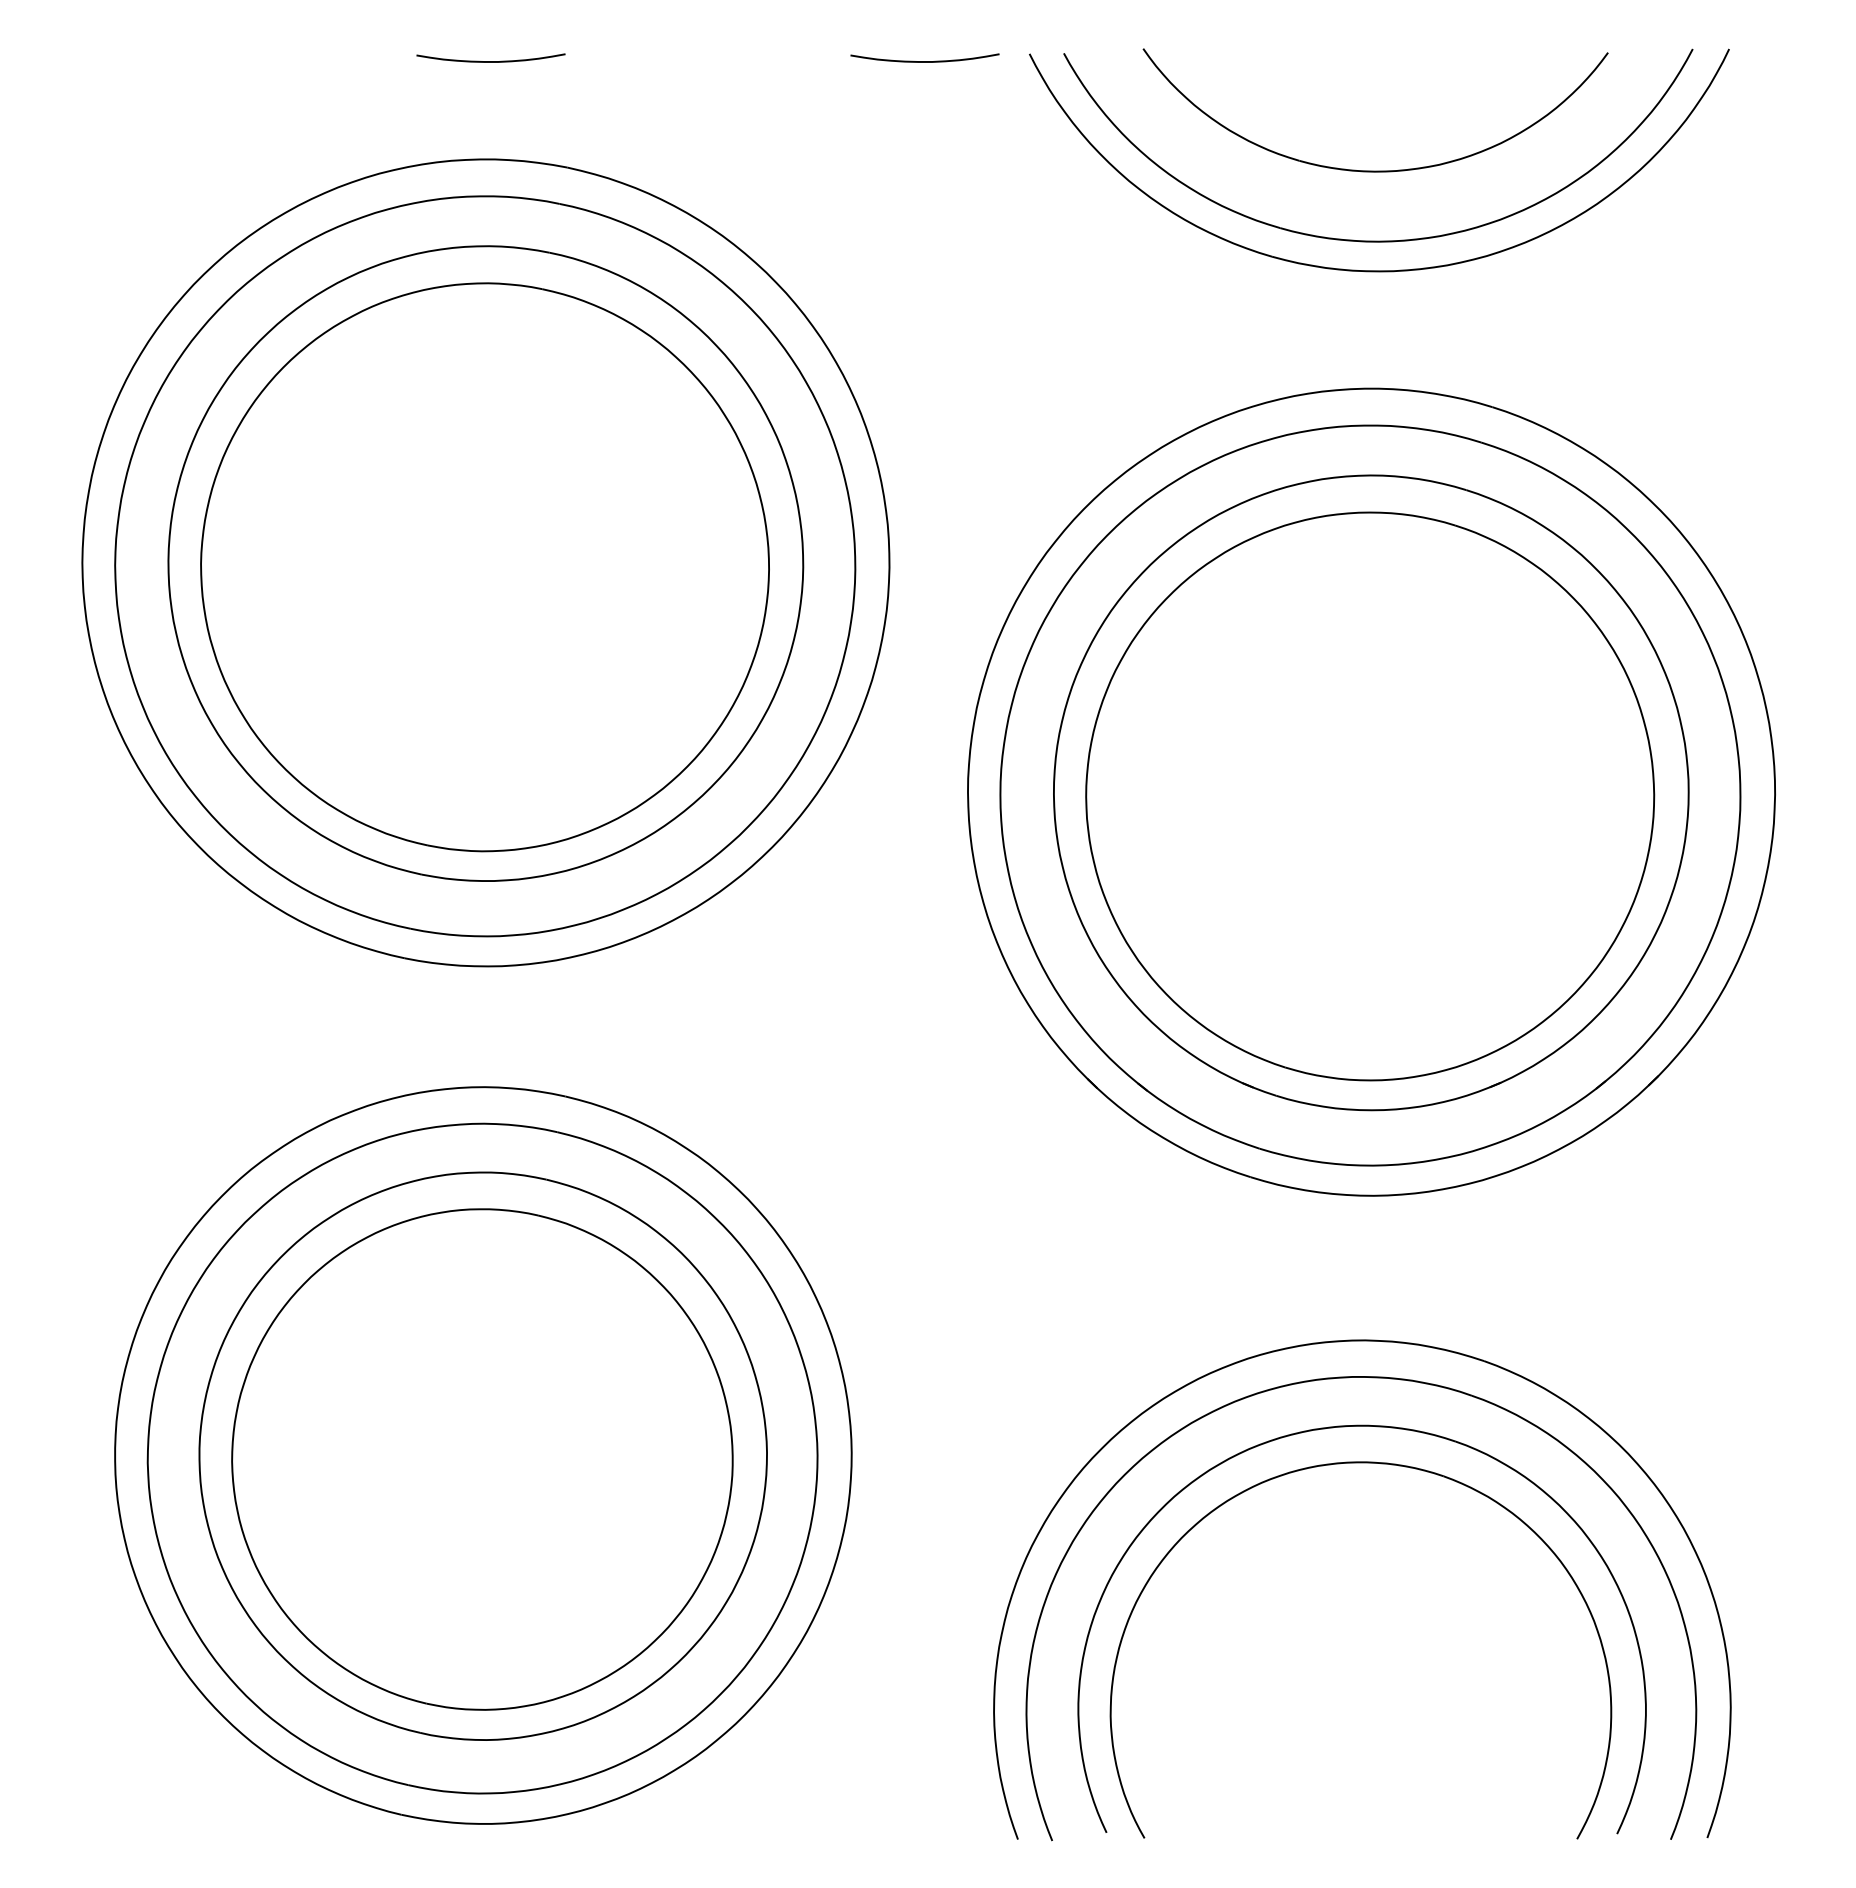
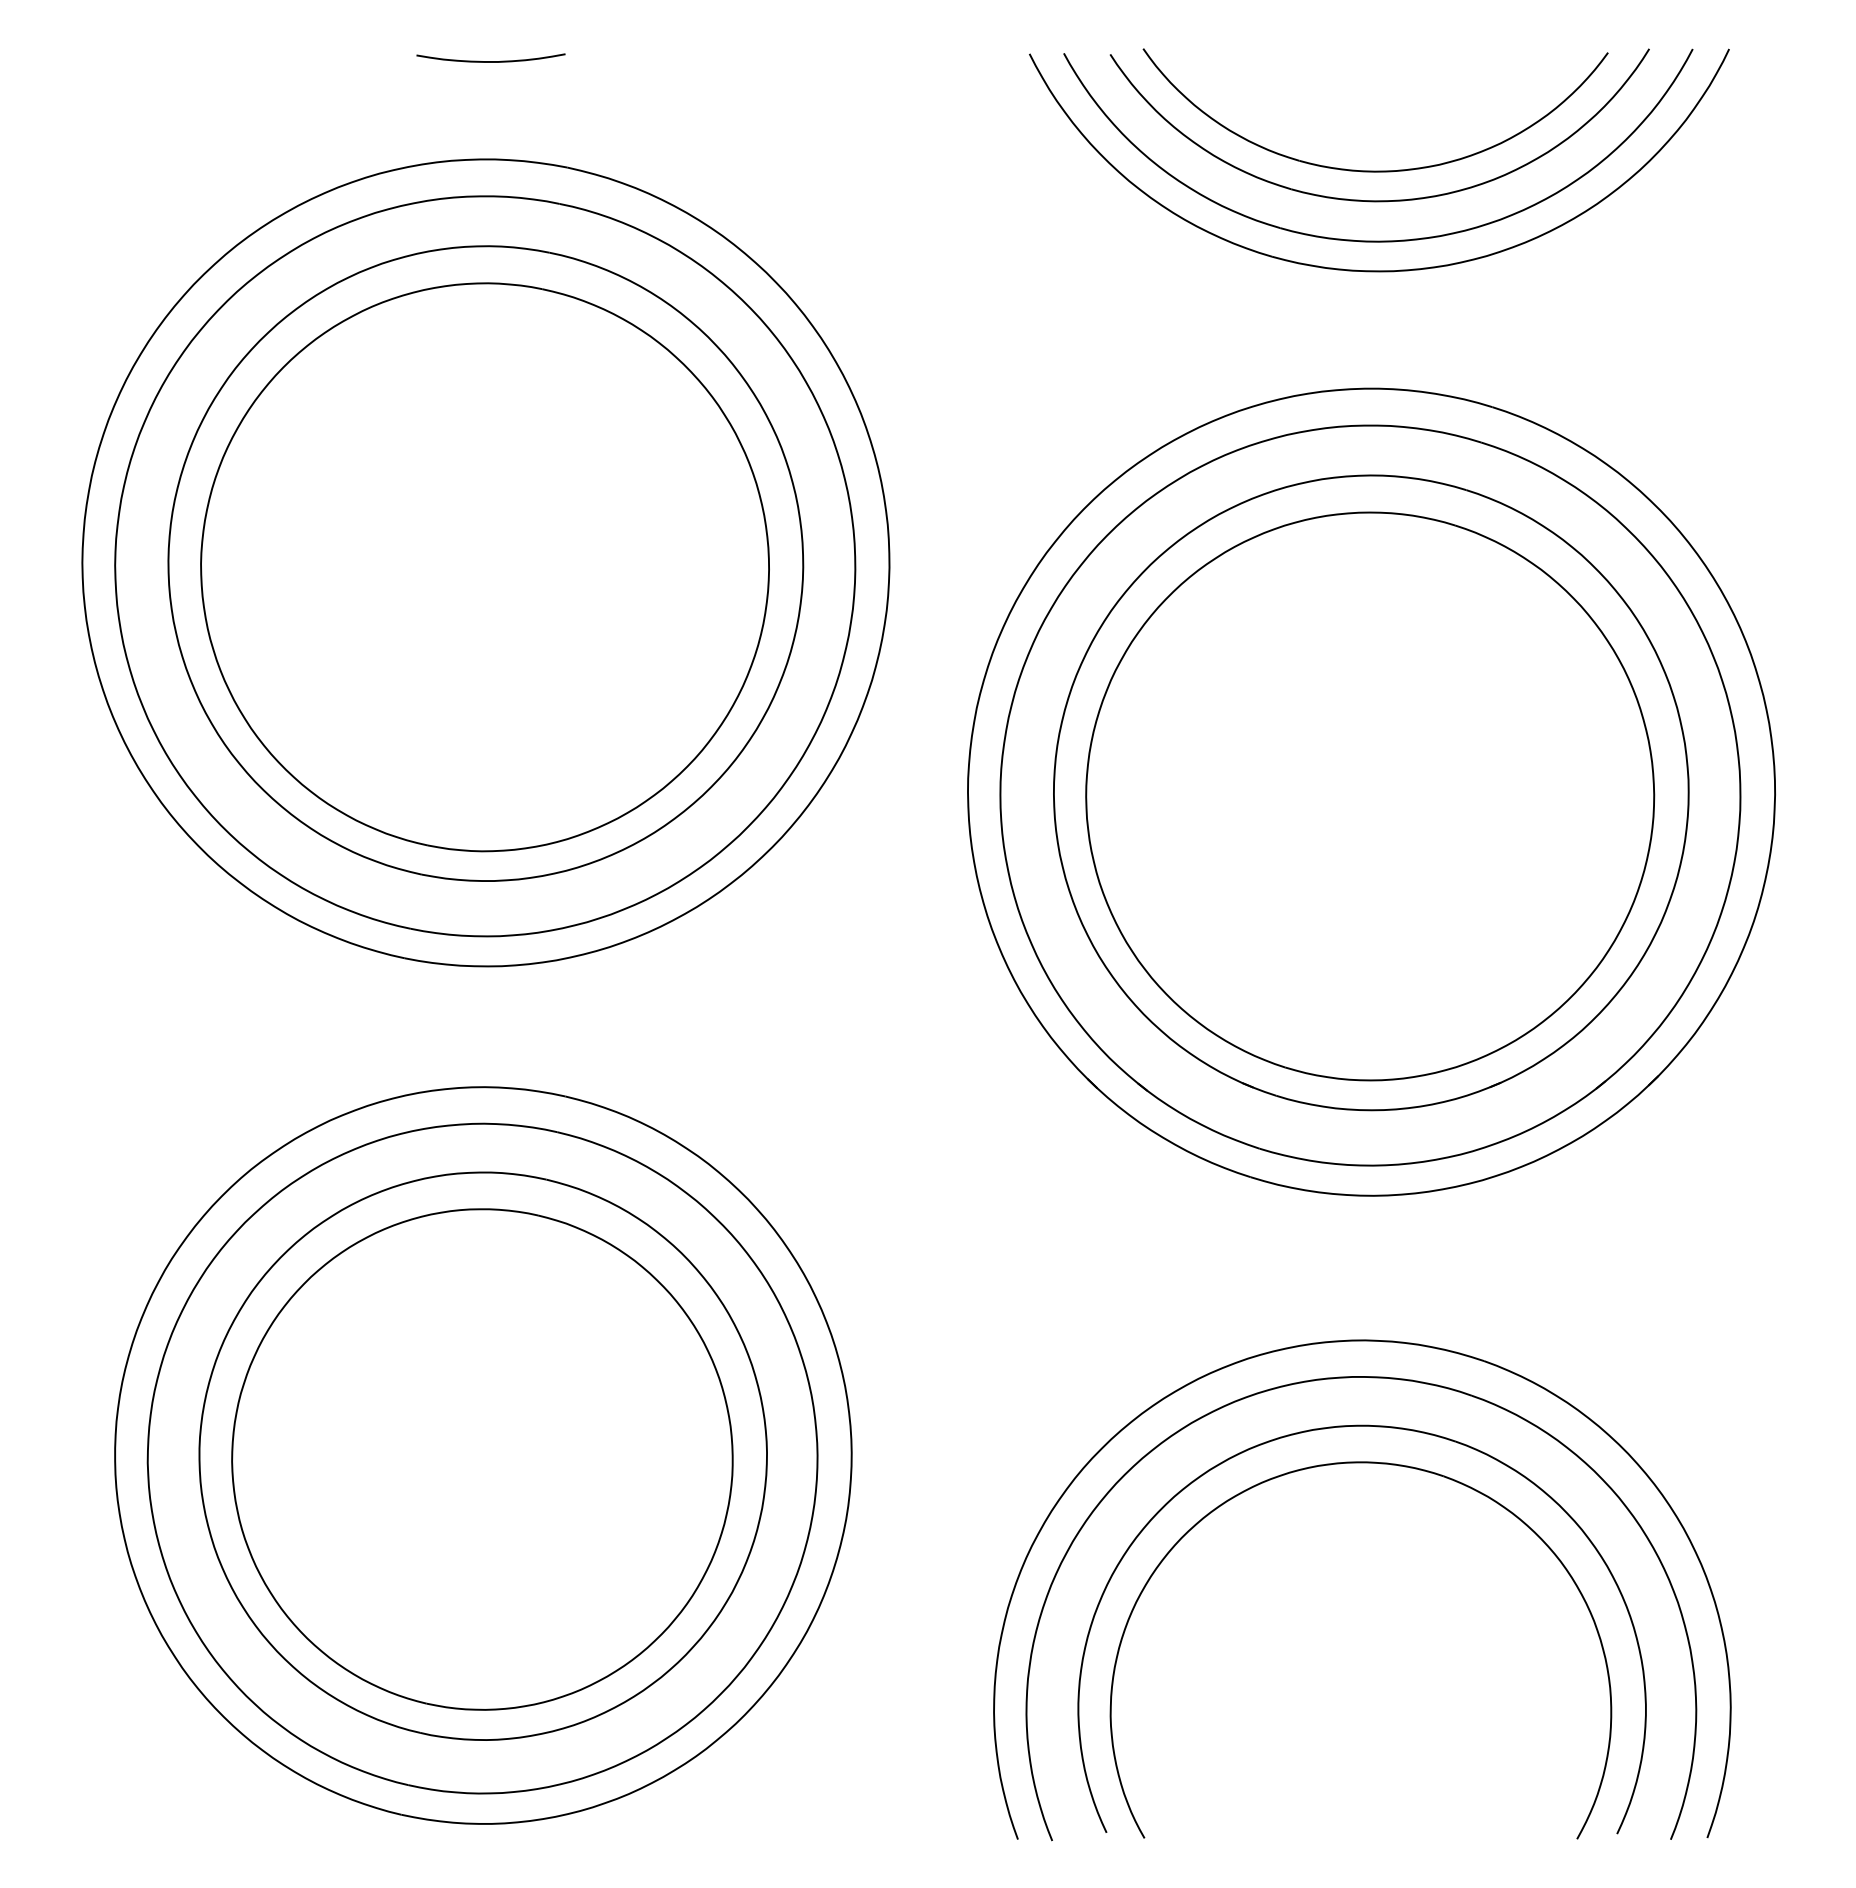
curve: present -> none (924, 61)
part: none -> present (1379, 200)
